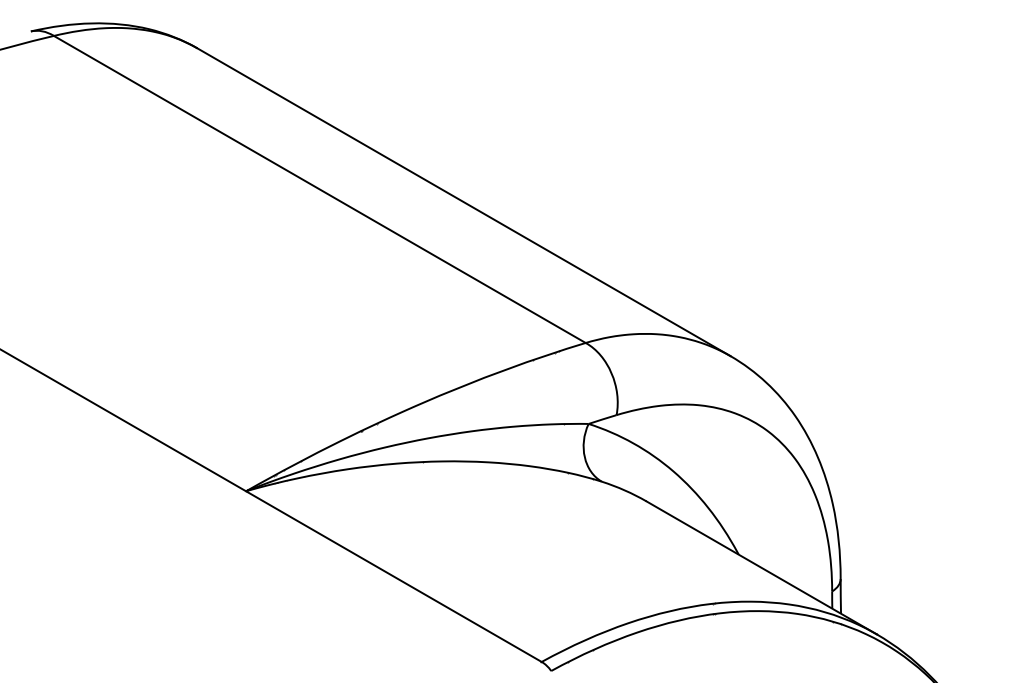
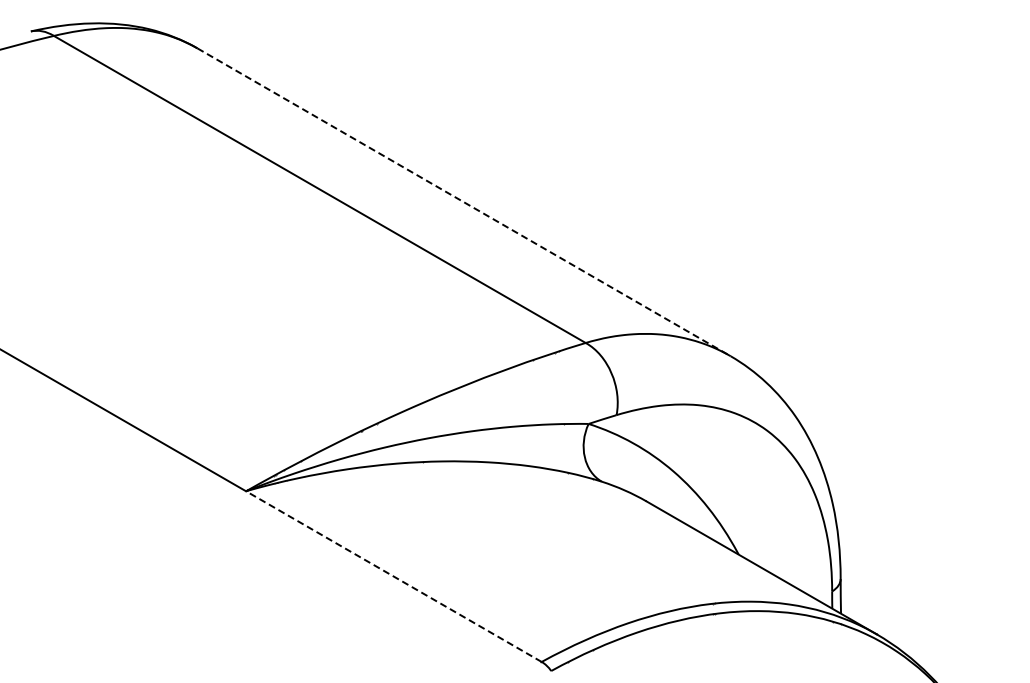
line: solid -> dashed (464, 202)
line: solid -> dashed (393, 576)
